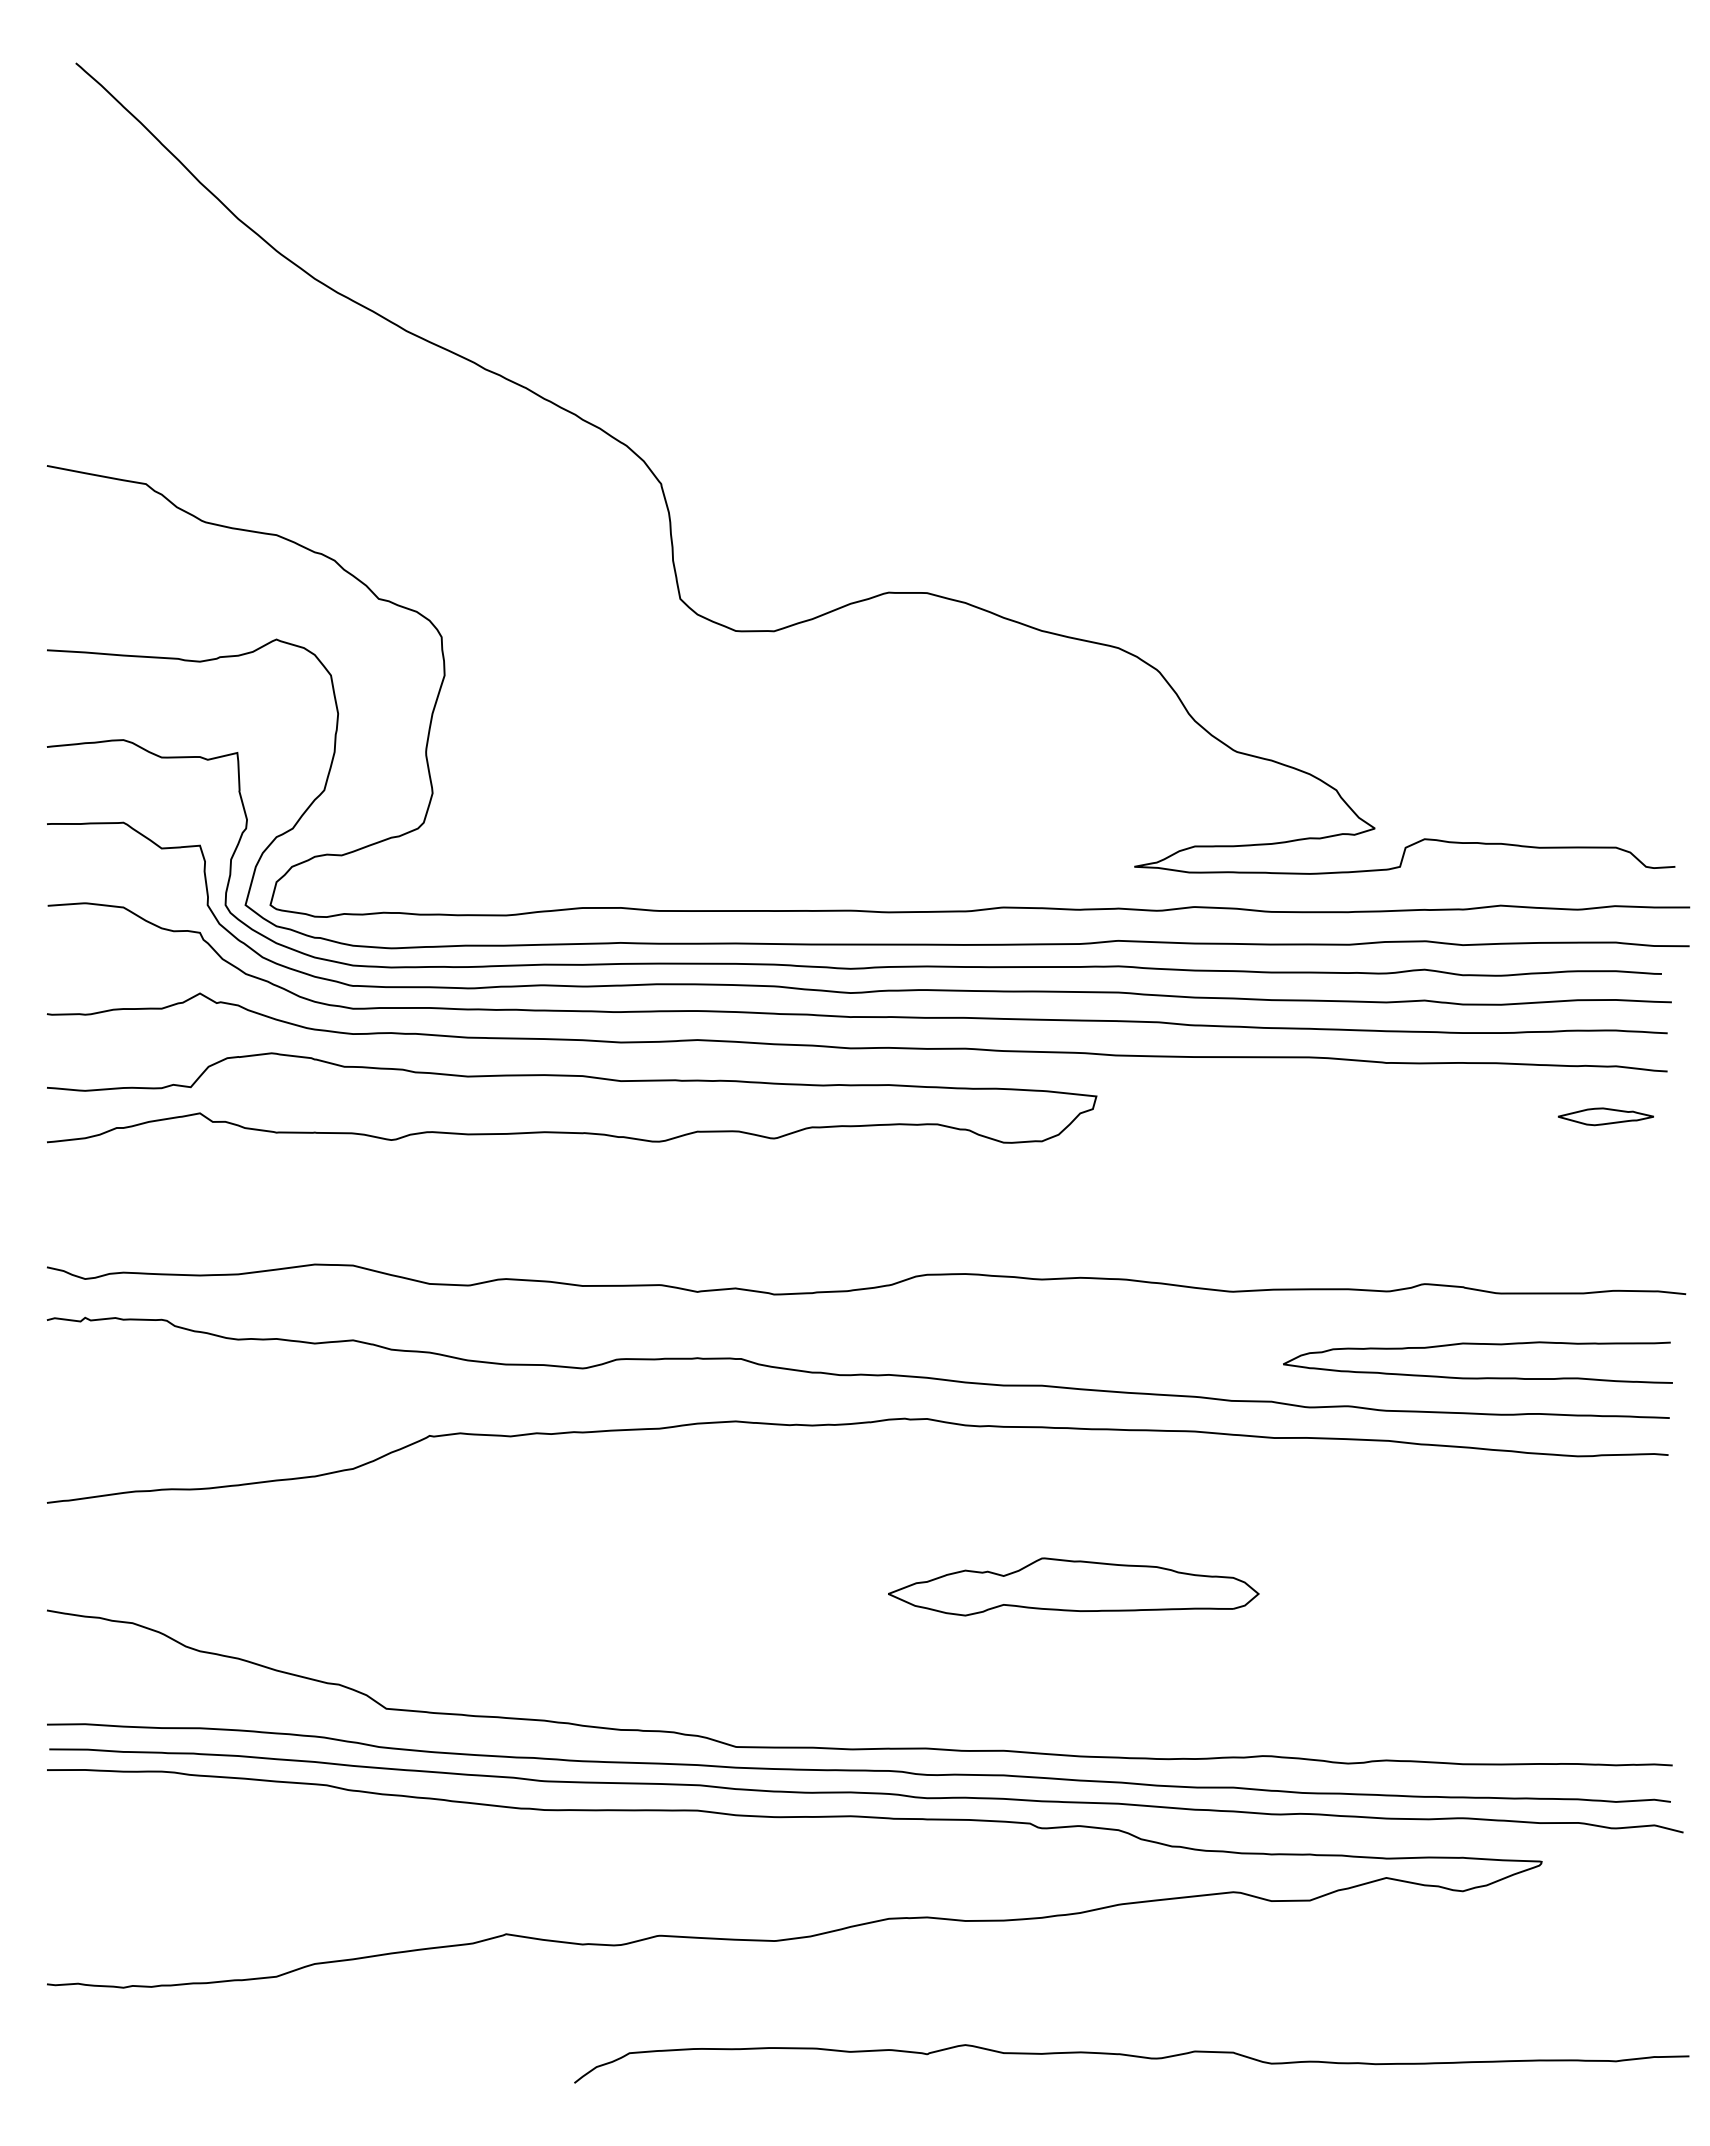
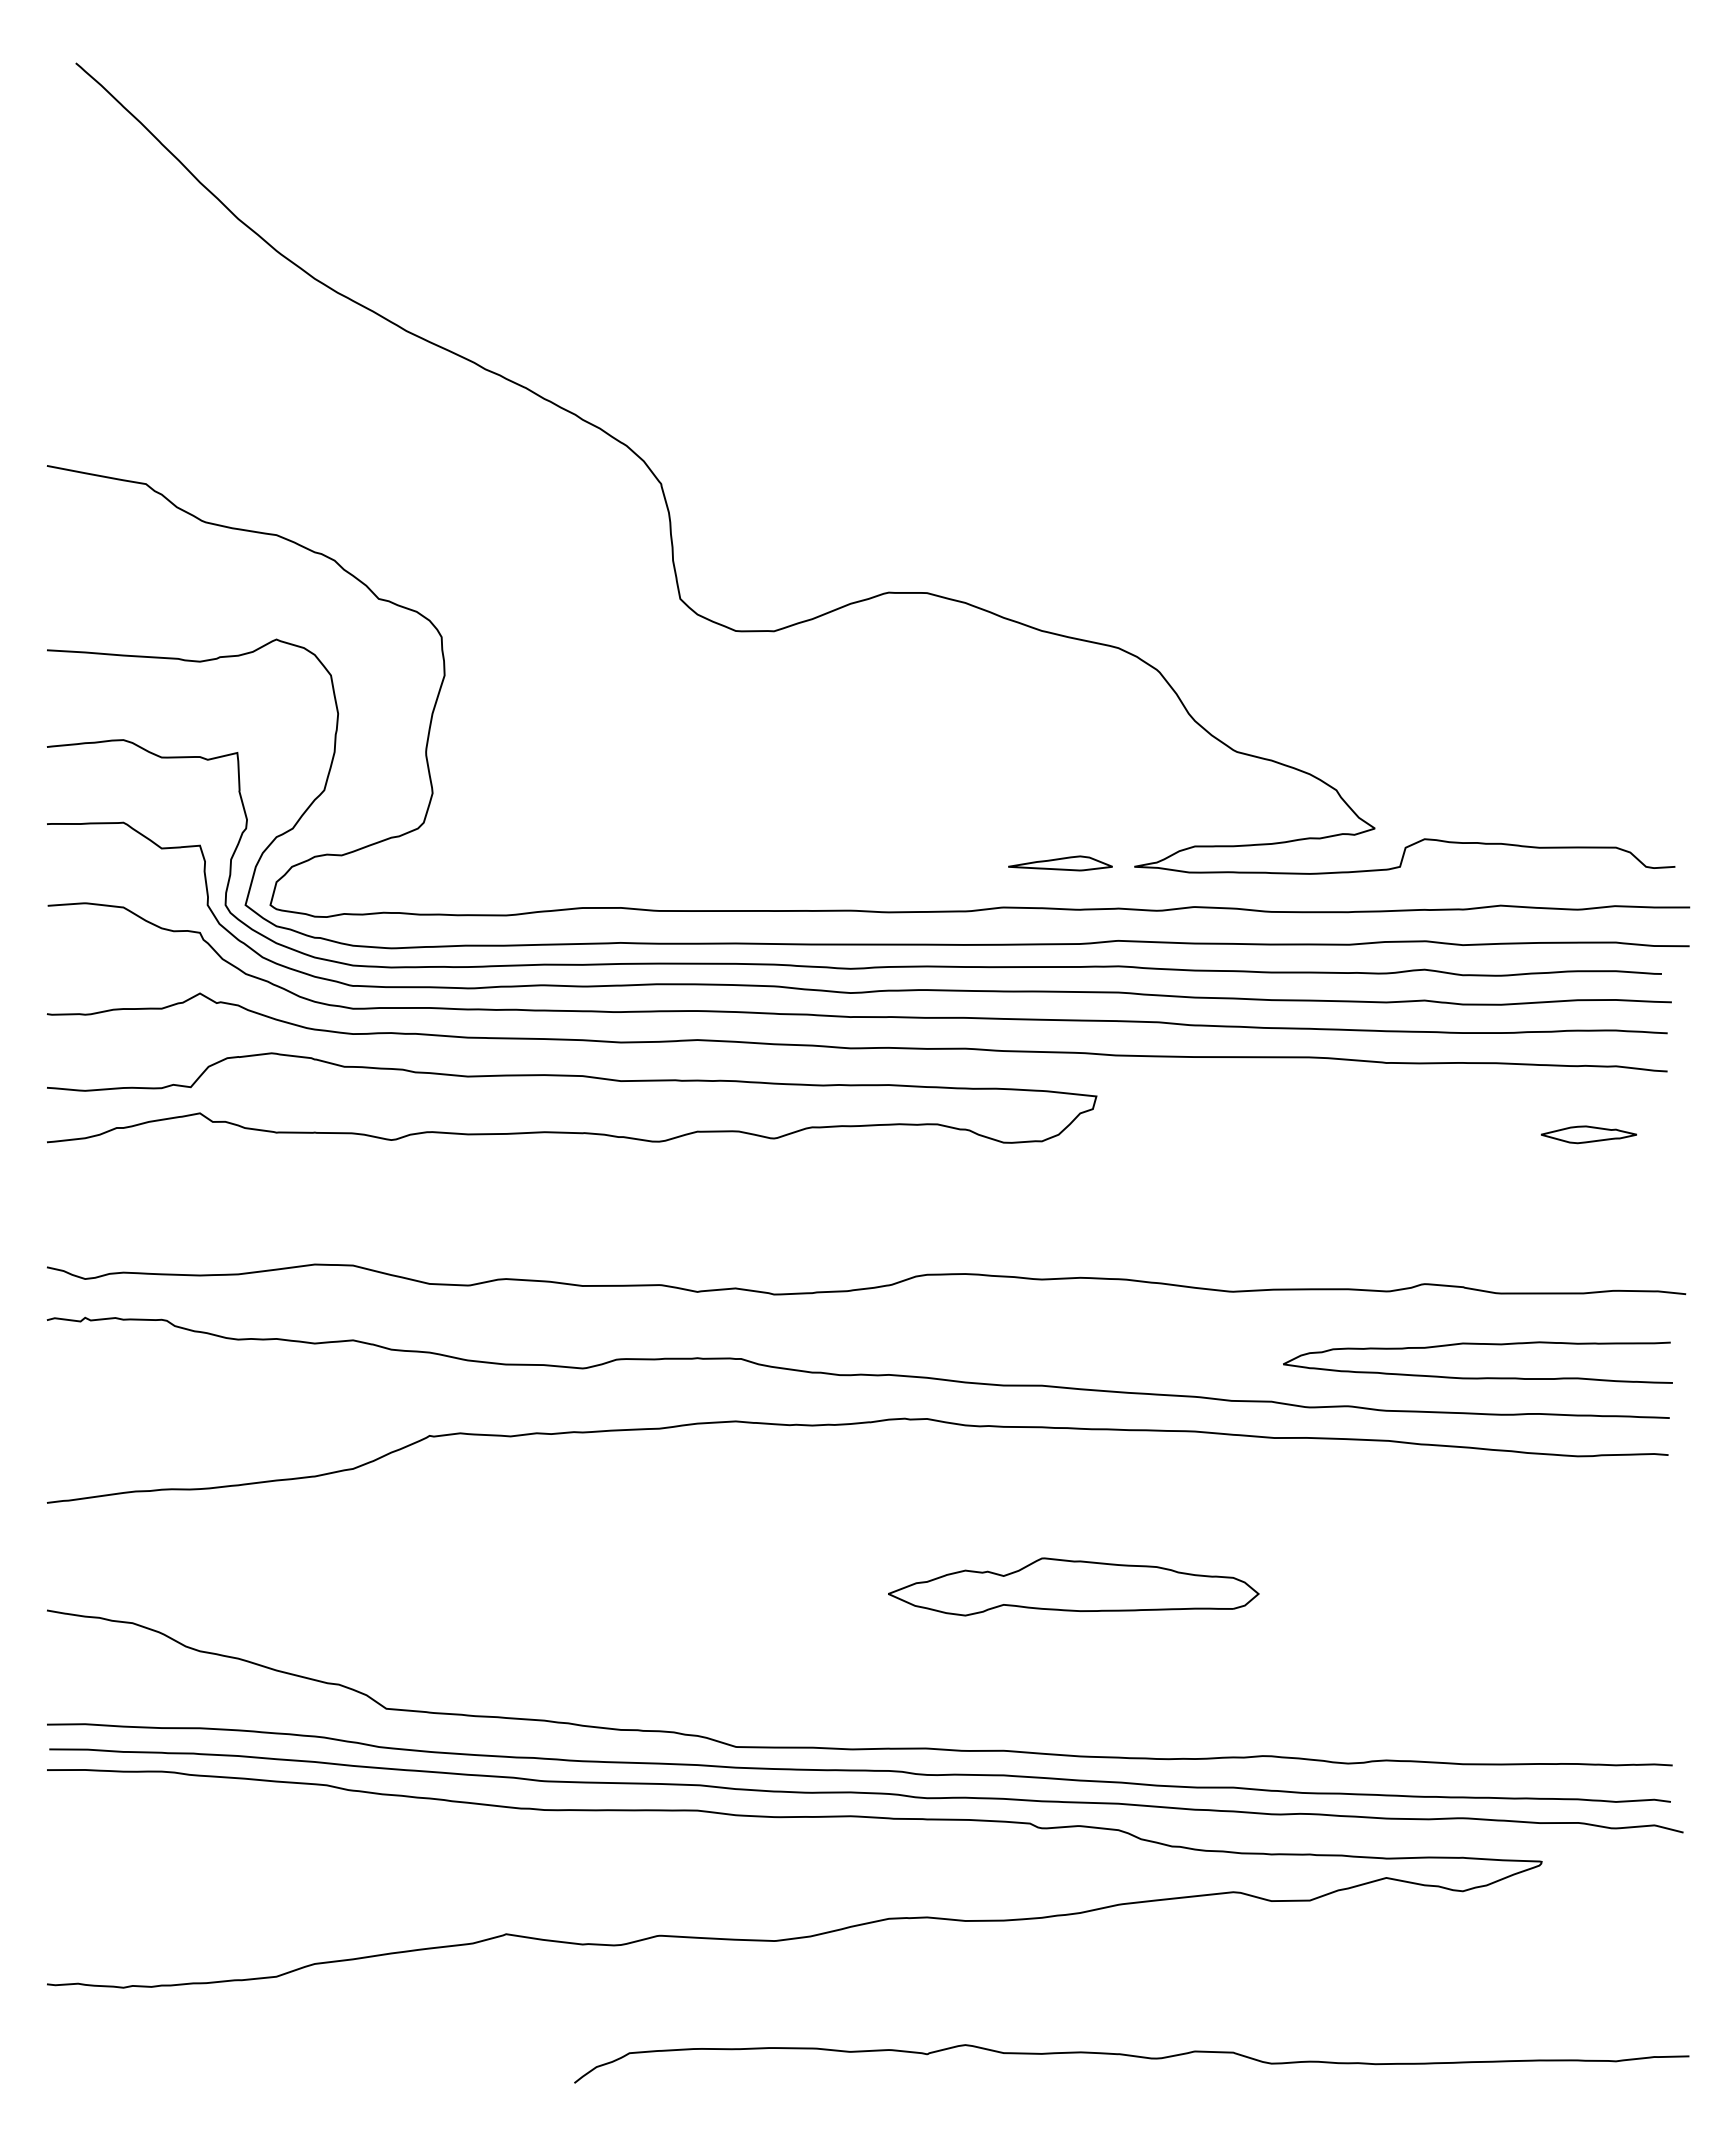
part: none -> present (1060, 863)
part position: (1605, 1116) -> (1588, 1134) (1588, 1134)
